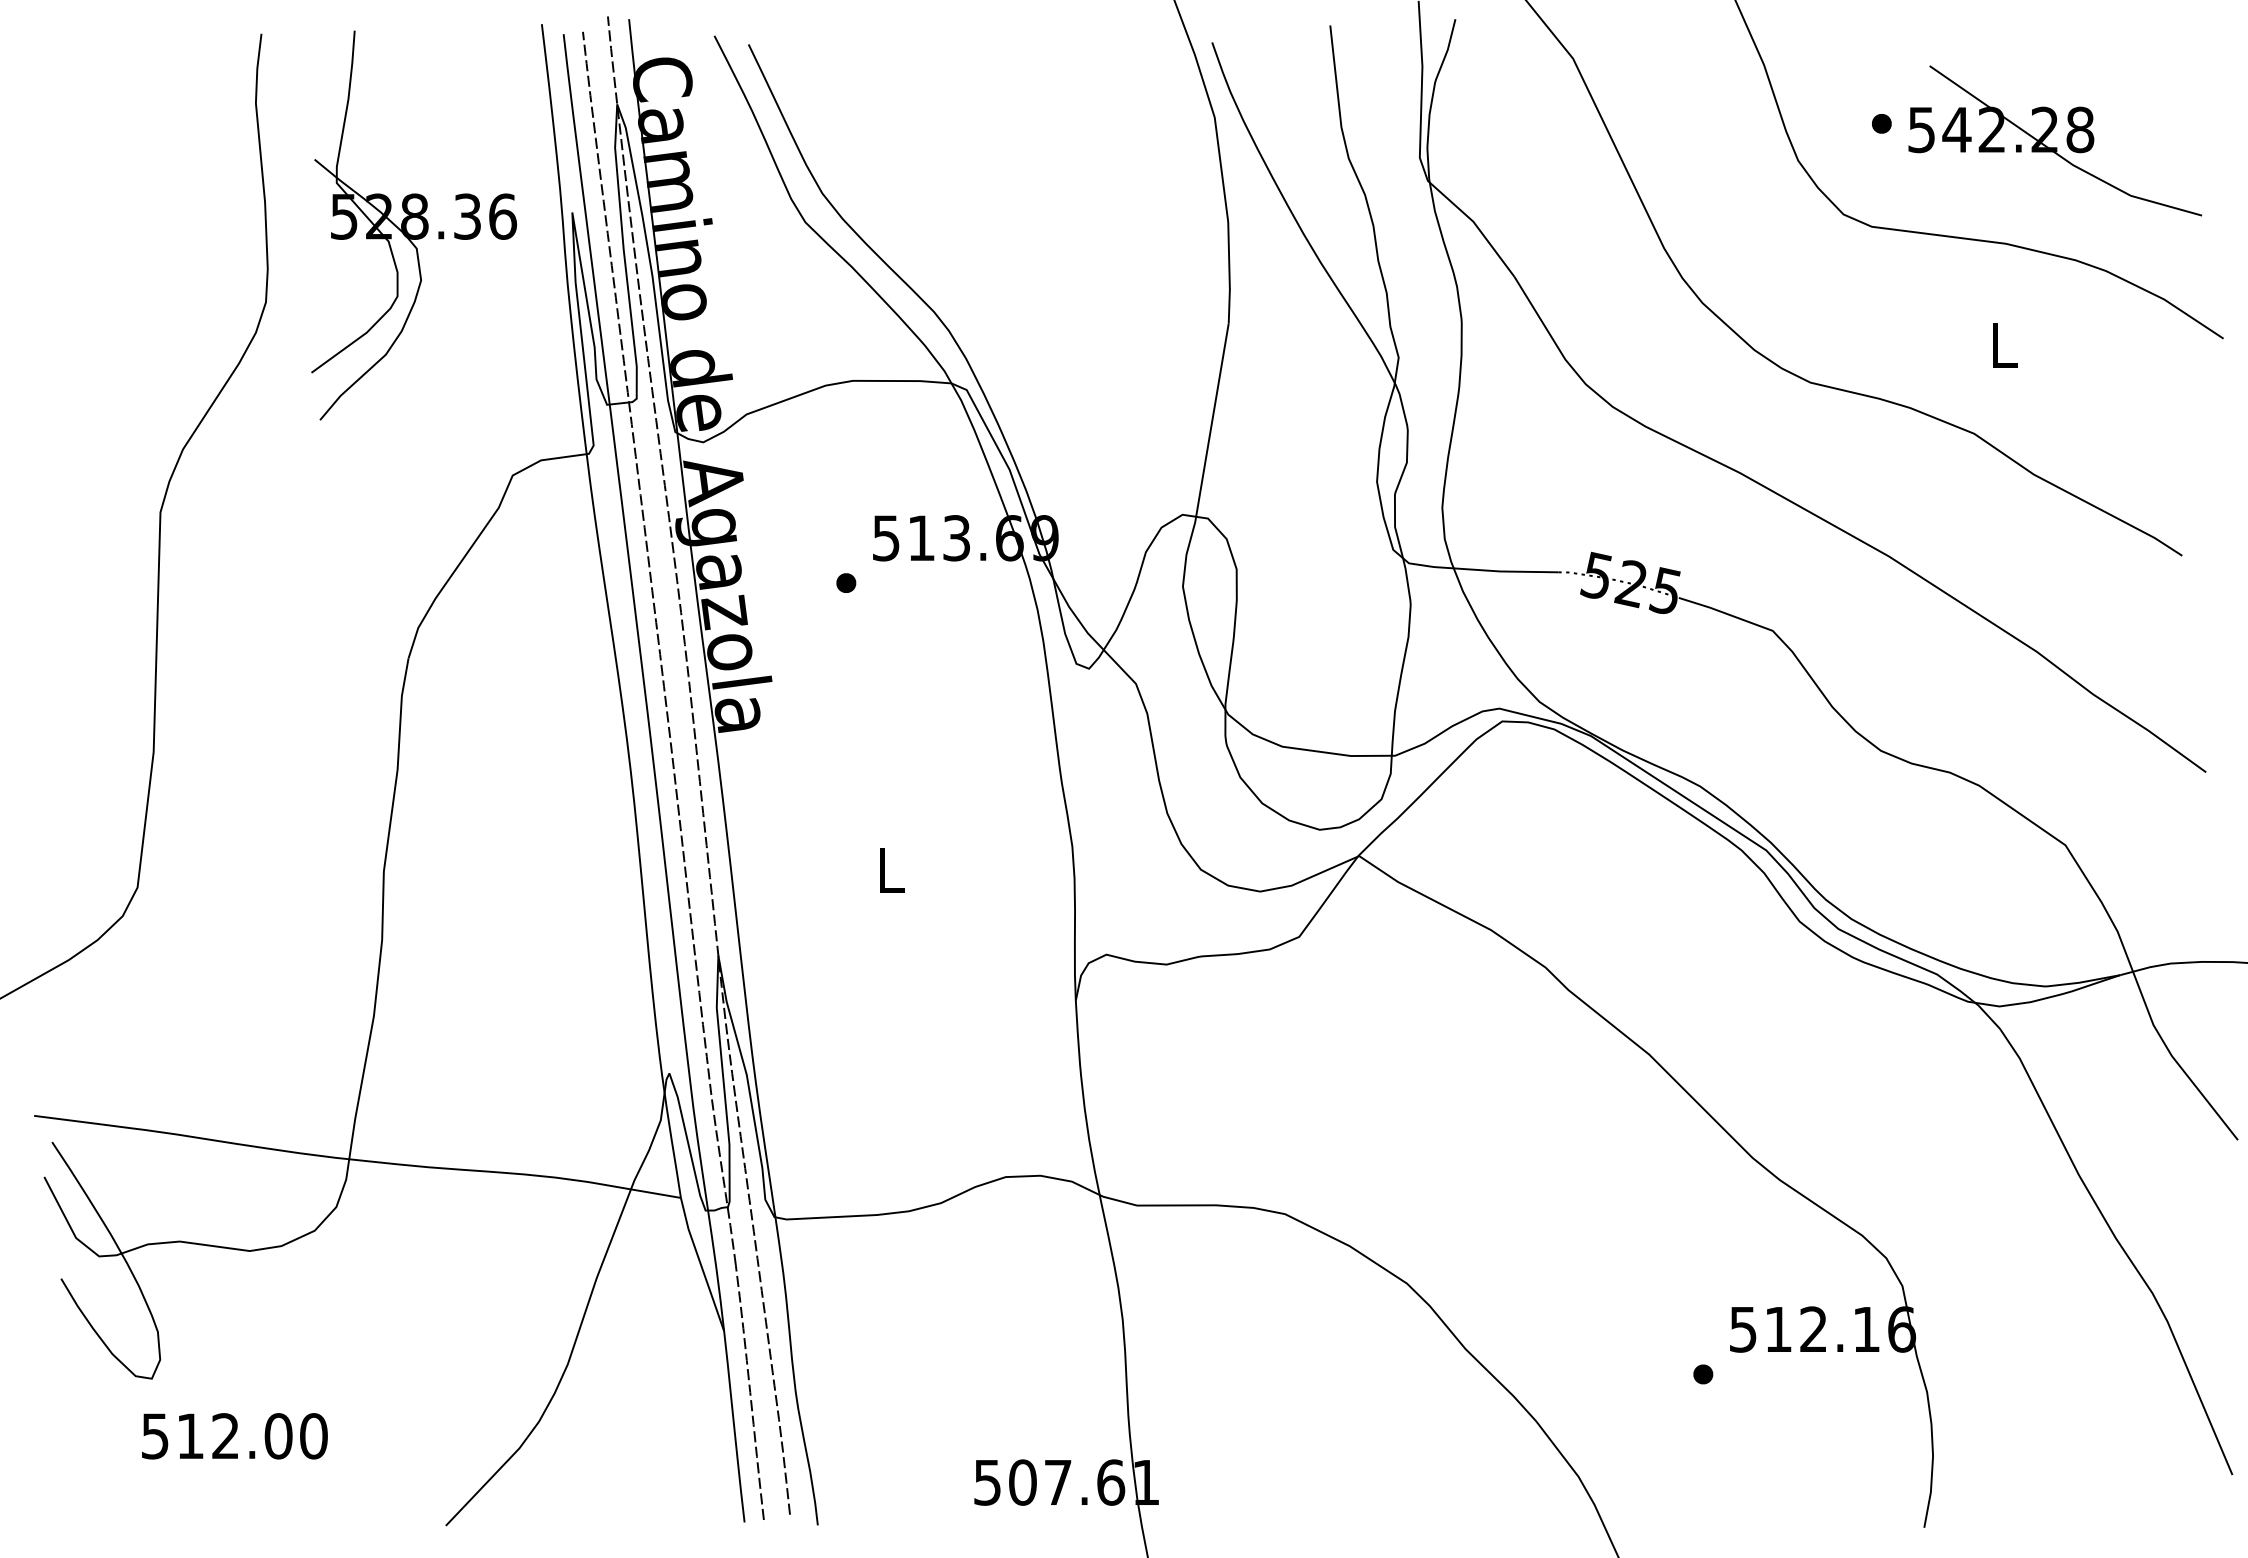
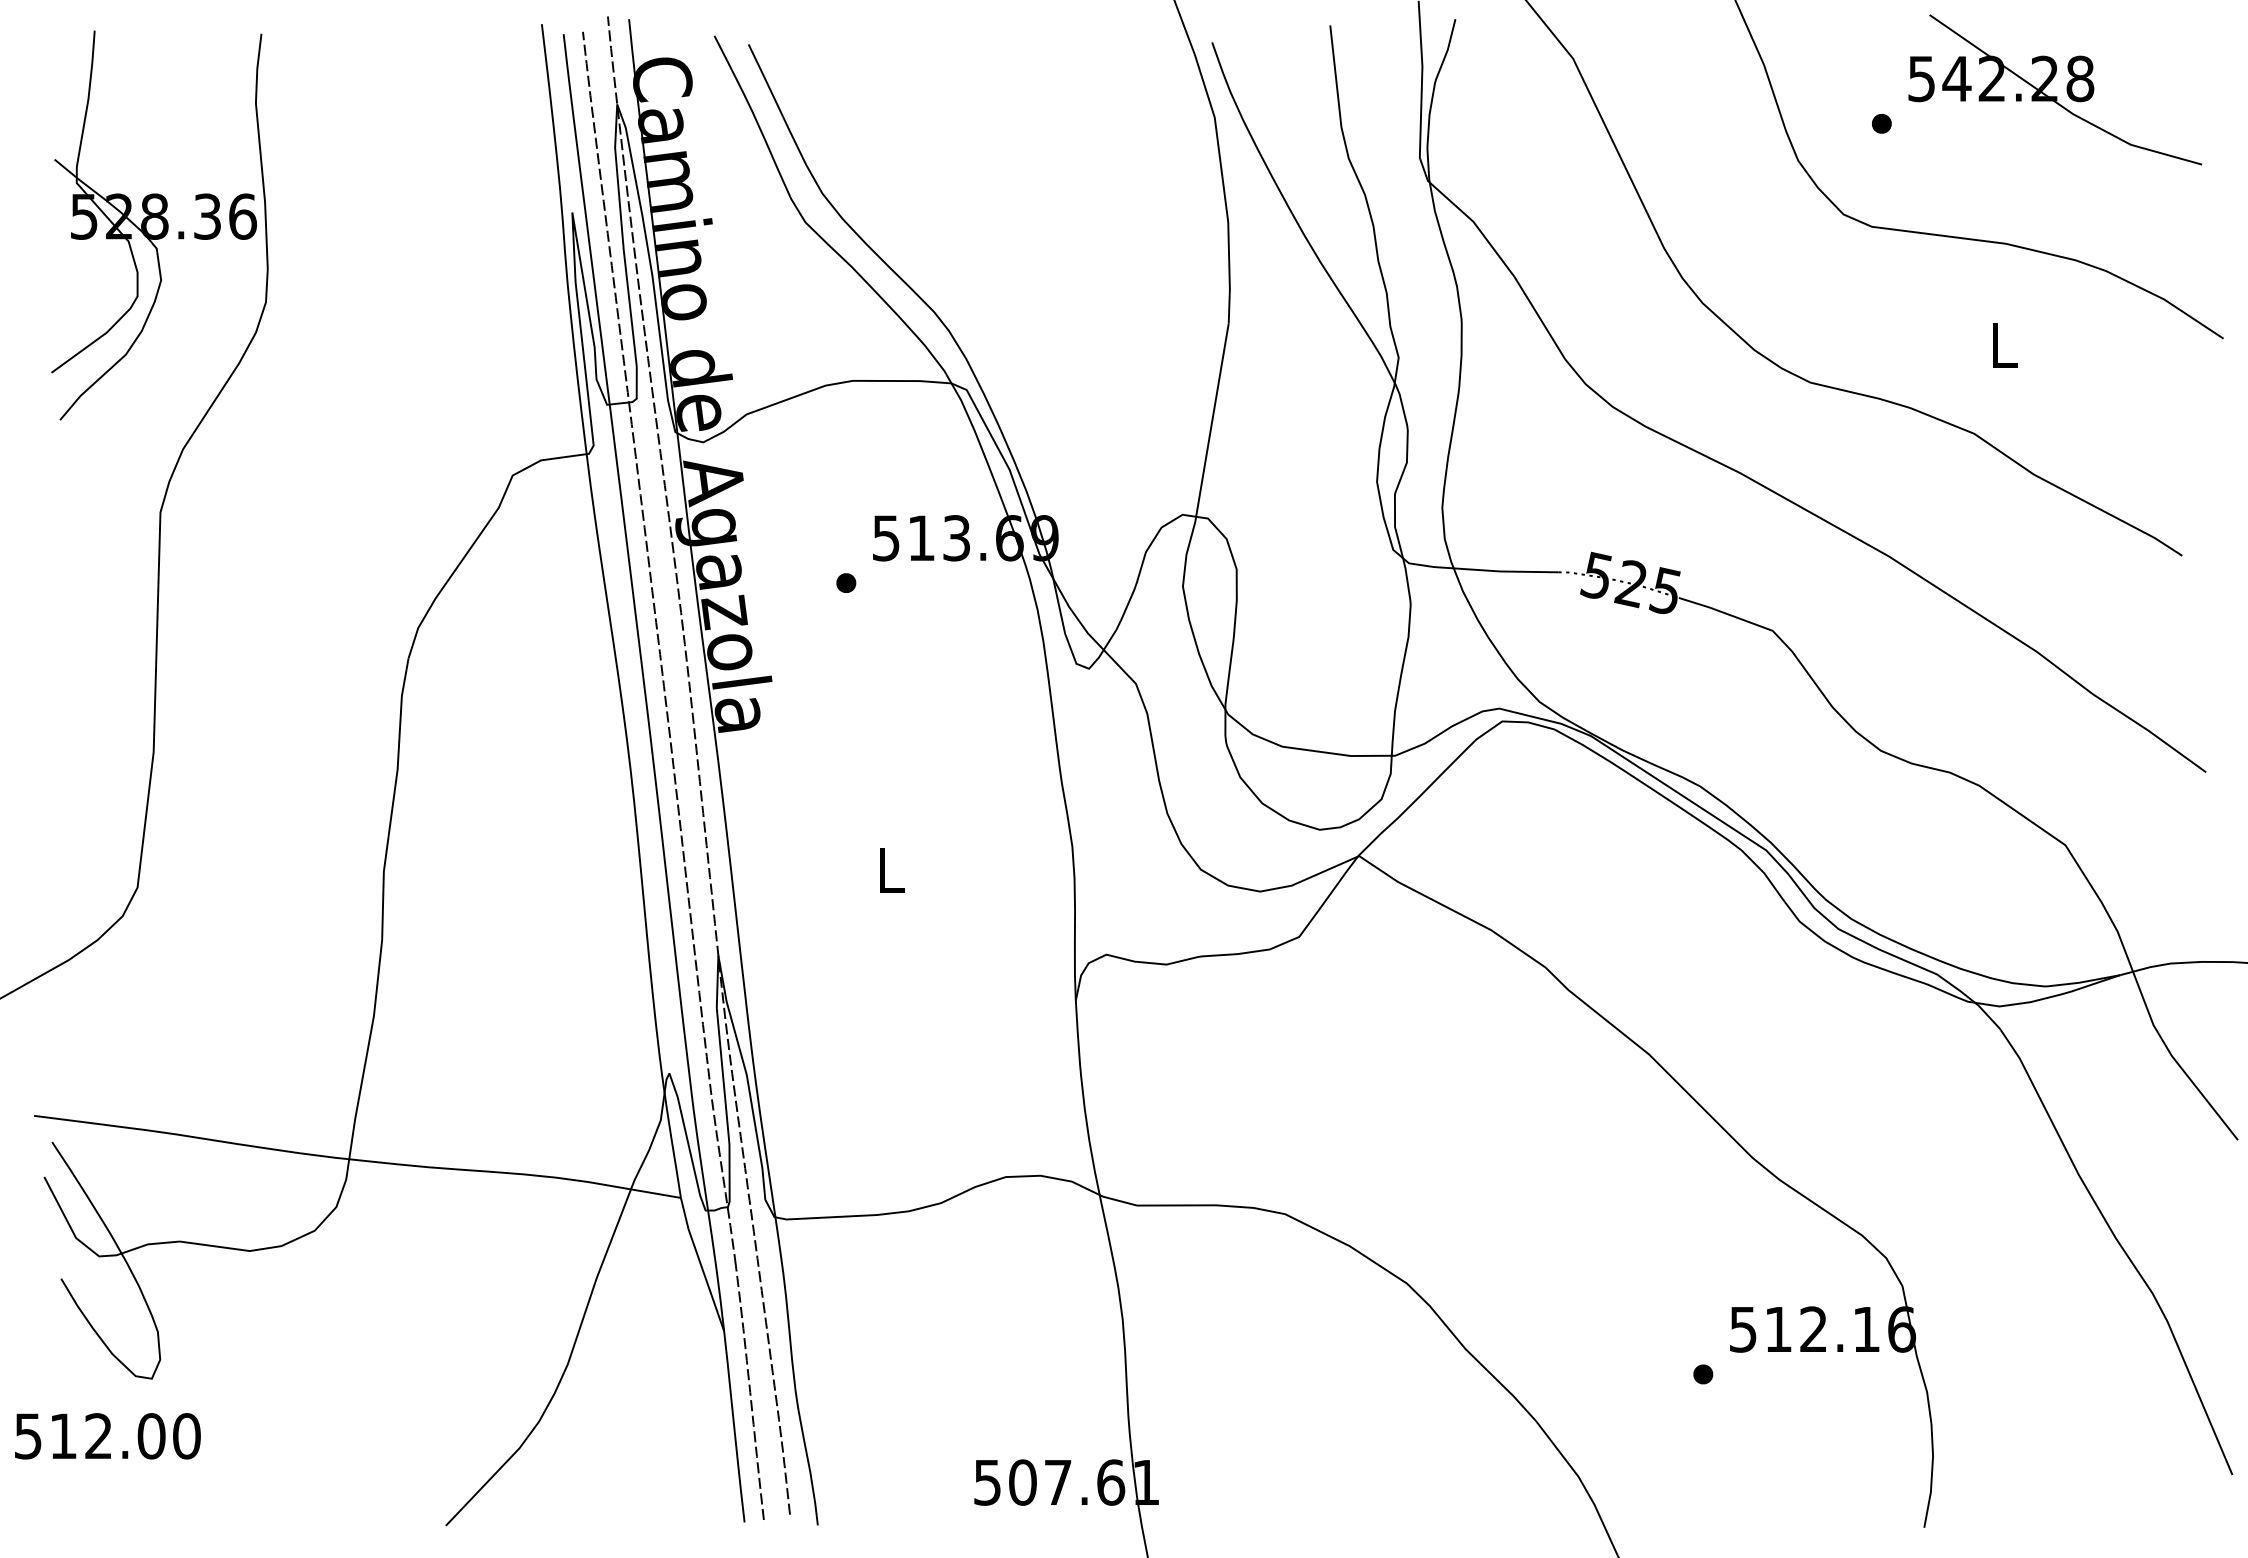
part position: (2055, 147) -> (2055, 96) (2055, 96)
part position: (413, 225) -> (153, 225) (153, 225)
text position: (234, 1436) -> (107, 1436) (107, 1436)
